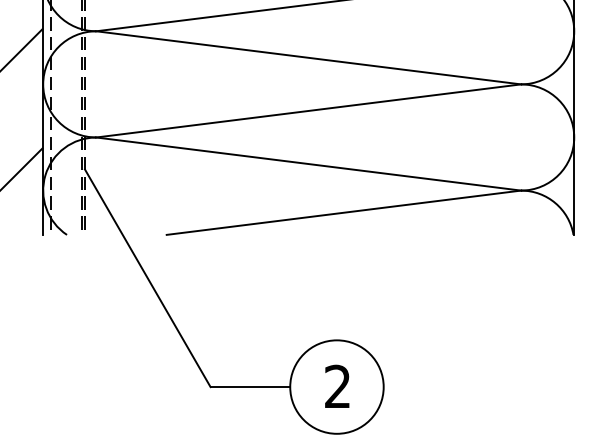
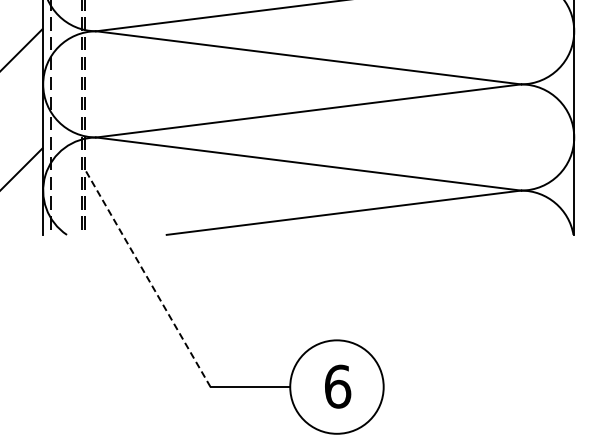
line: solid -> dashed (147, 278)
text: 2 -> 6 (338, 386)
